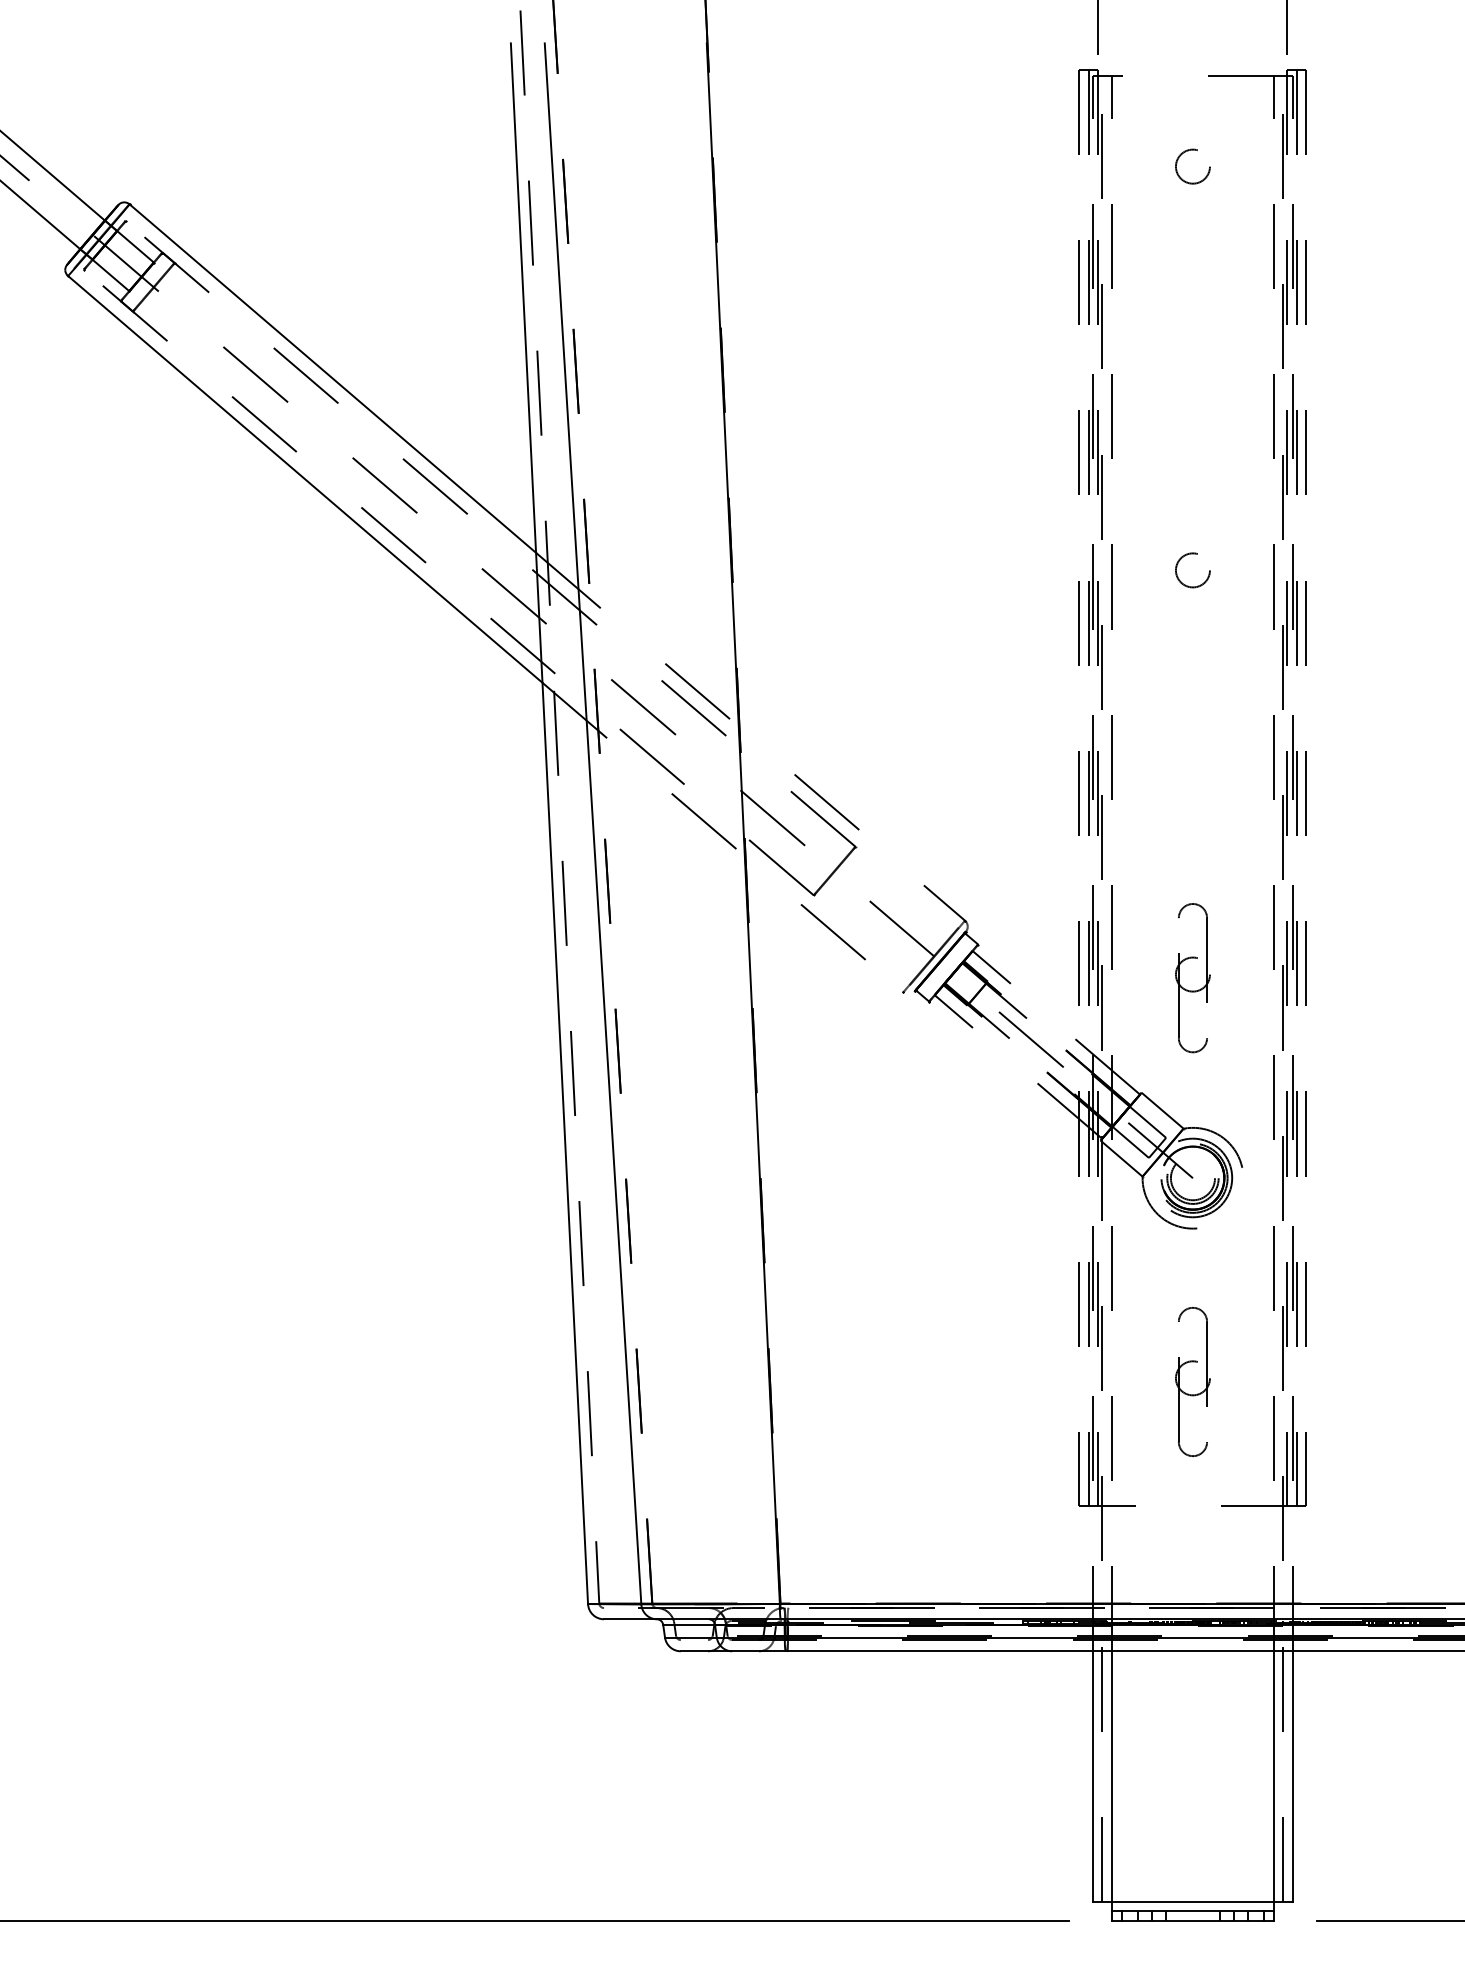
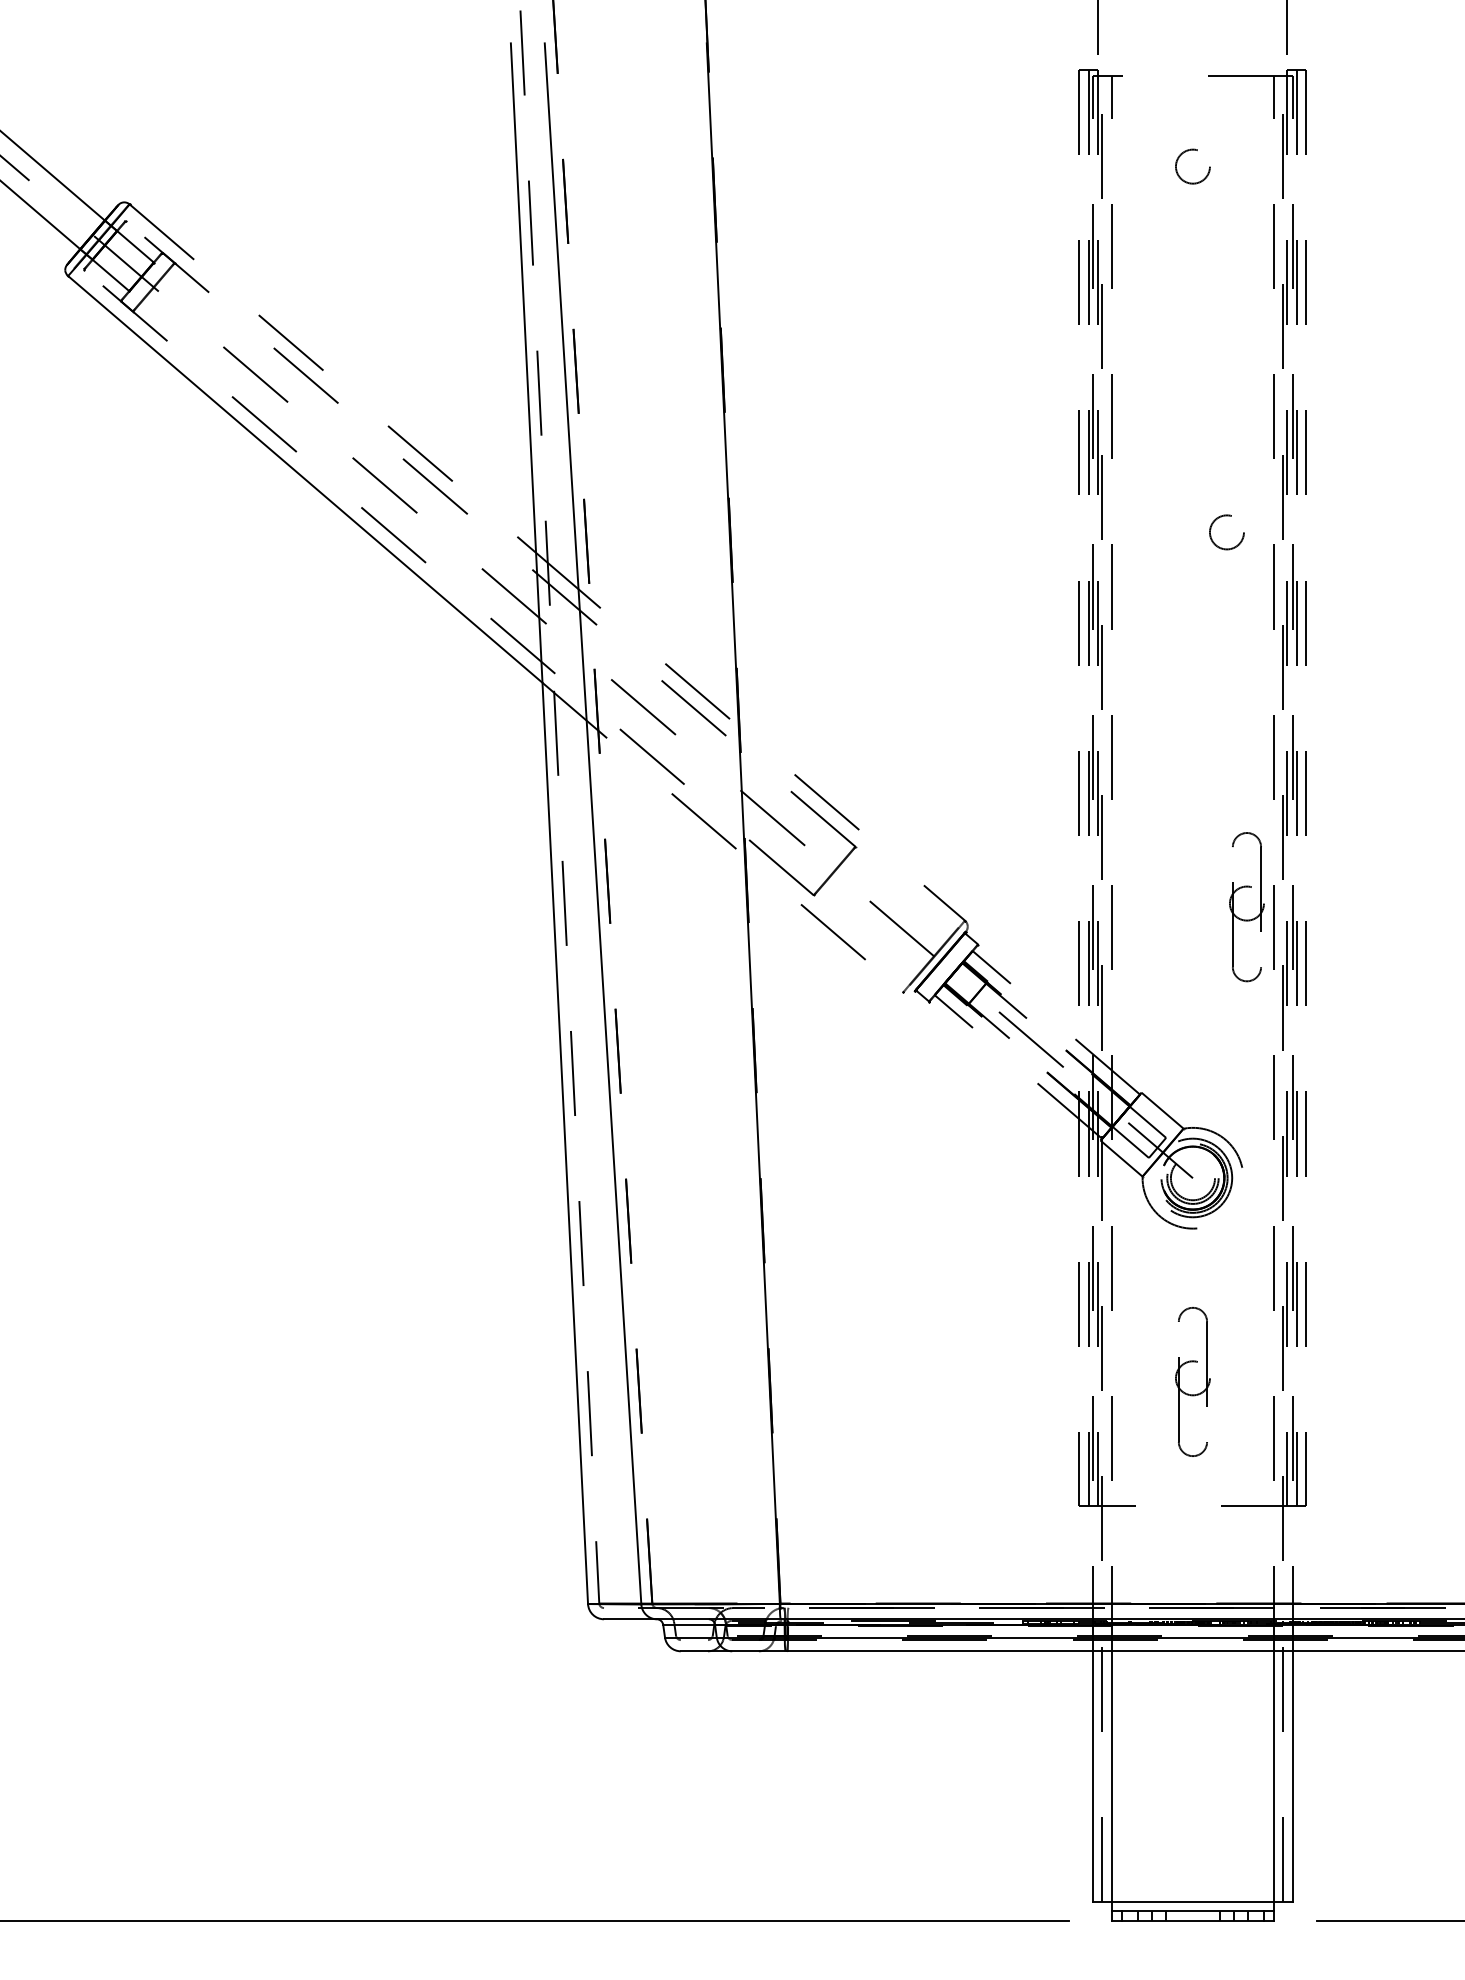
line: solid -> dashed (332, 378)
circle position: (1192, 570) -> (1226, 532) (1226, 532)
part position: (1192, 990) -> (1246, 919) (1246, 919)
